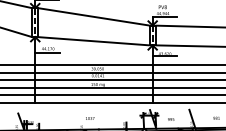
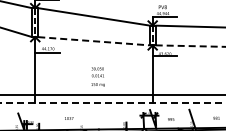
line: solid -> dashed (93, 41)
line: solid -> dashed (190, 46)
line: present -> none (112, 65)
line: present -> none (112, 72)
line: present -> none (112, 80)
line: present -> none (112, 87)
line: solid -> dashed (113, 103)
text position: (90, 118) -> (69, 118) (69, 118)
